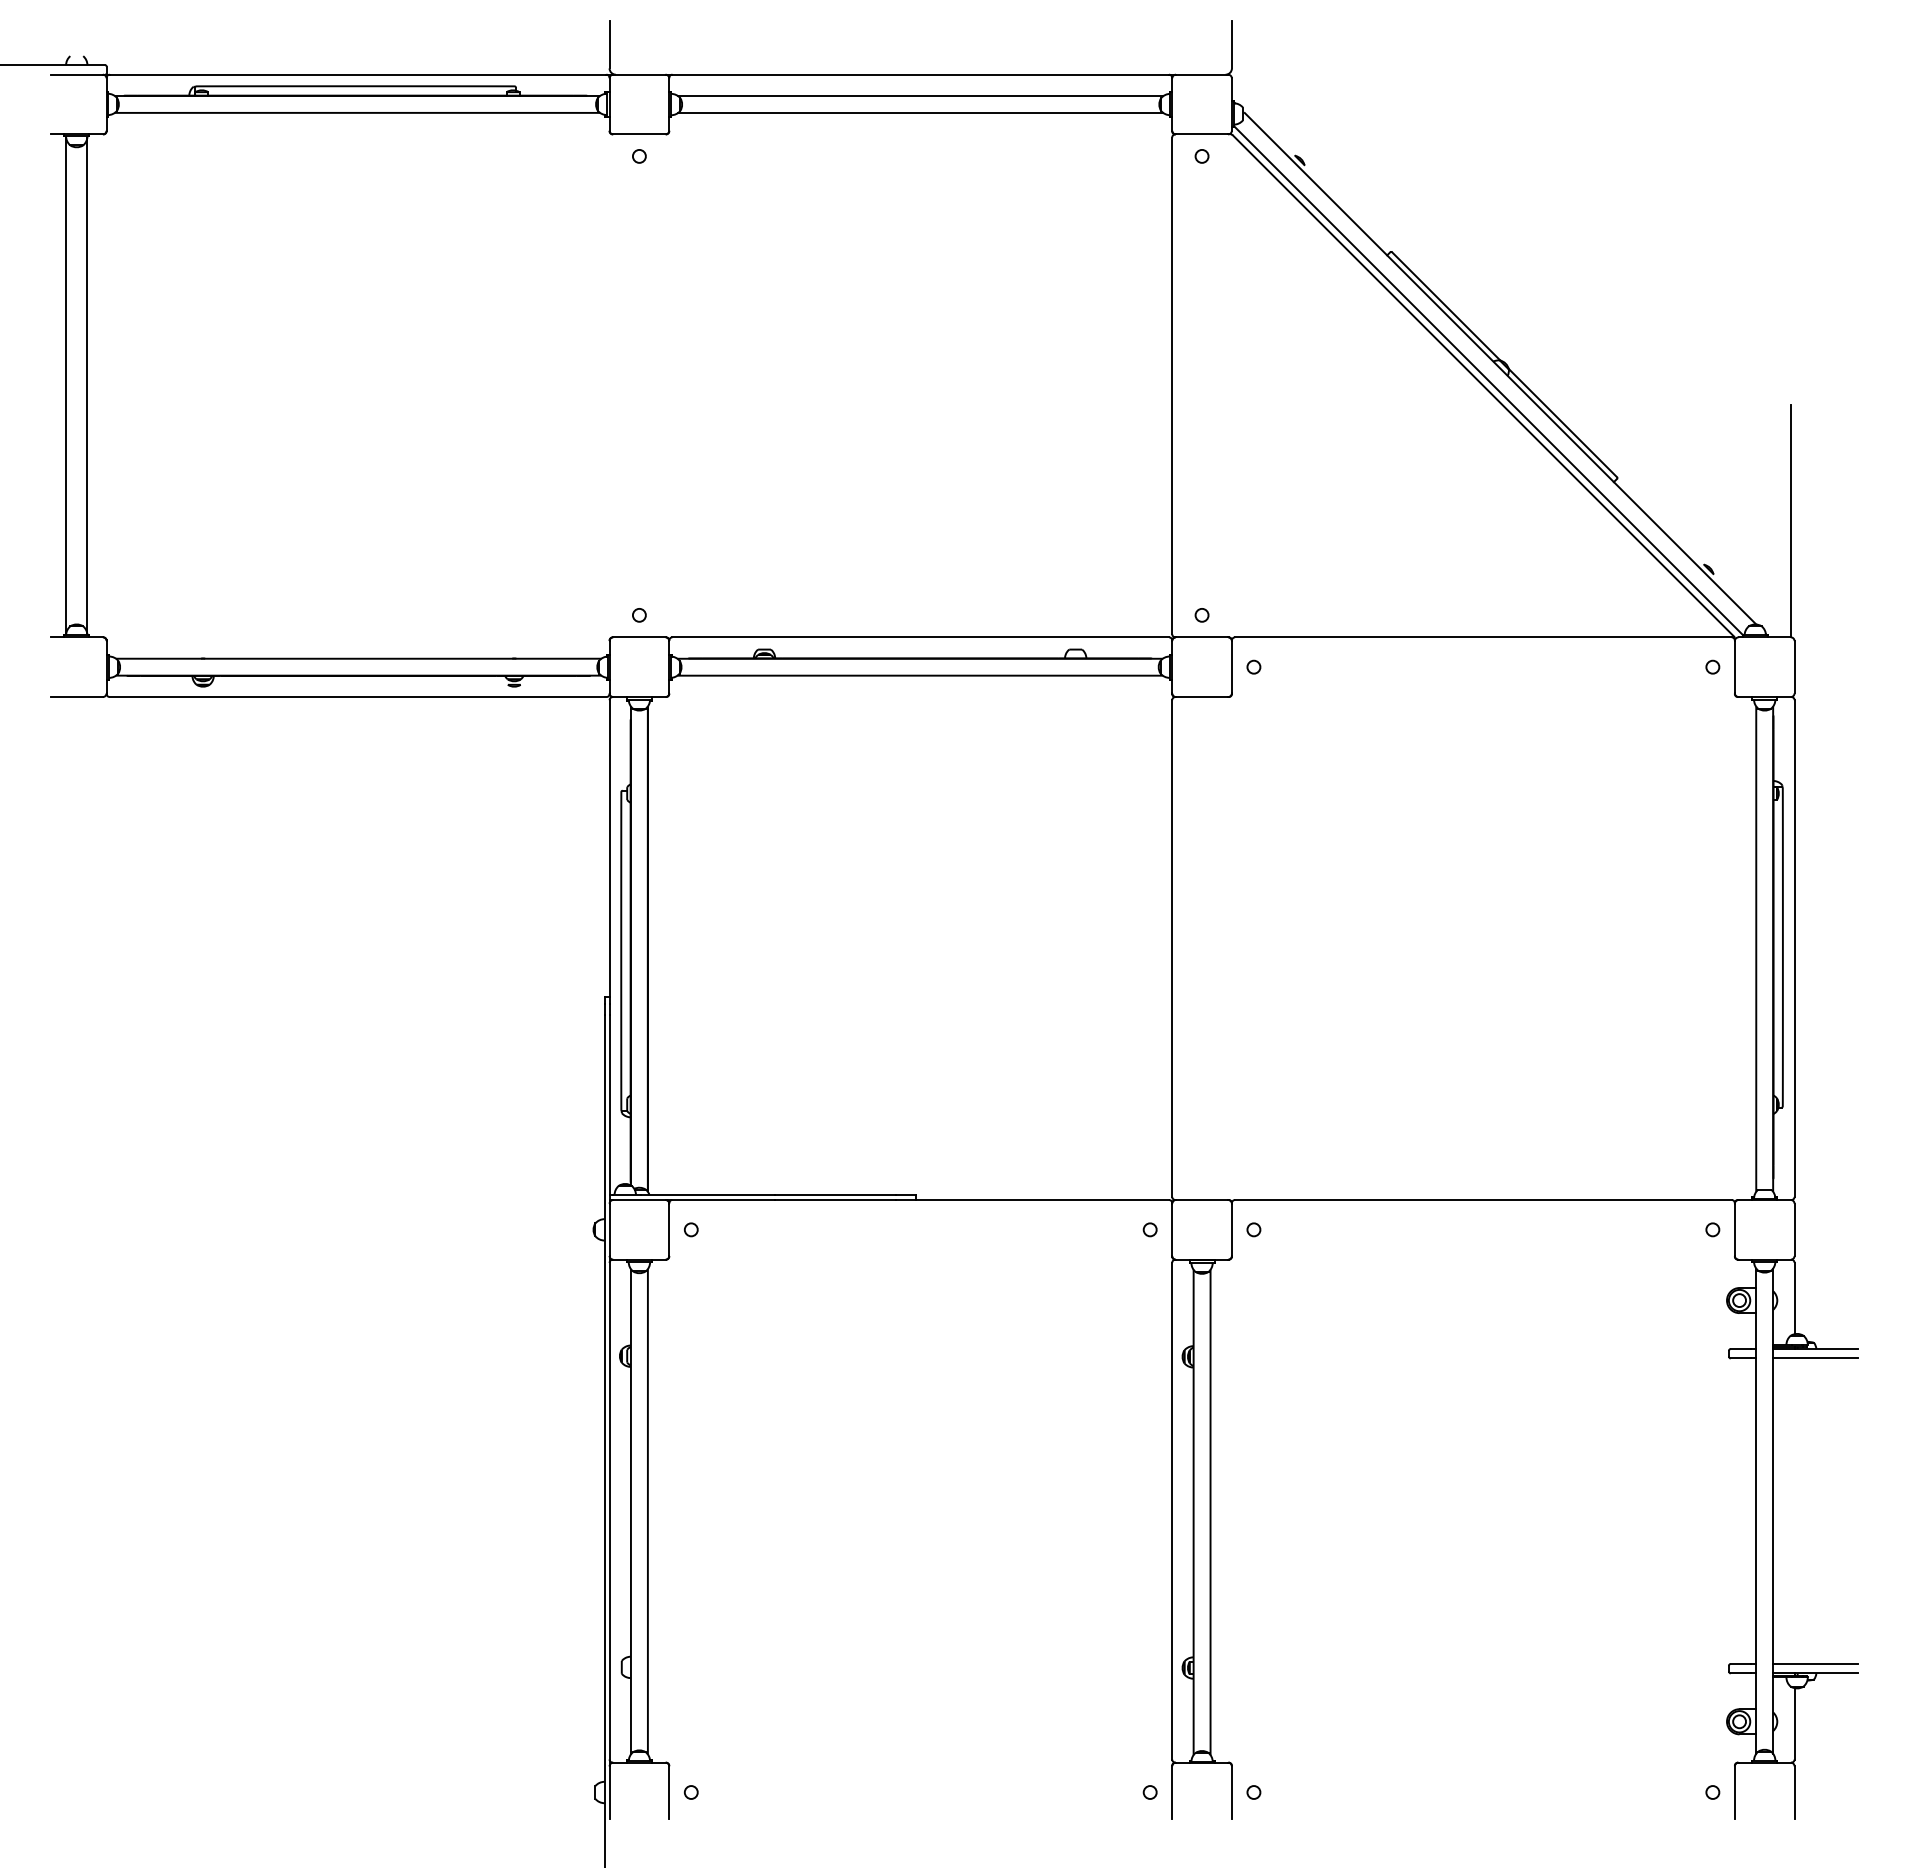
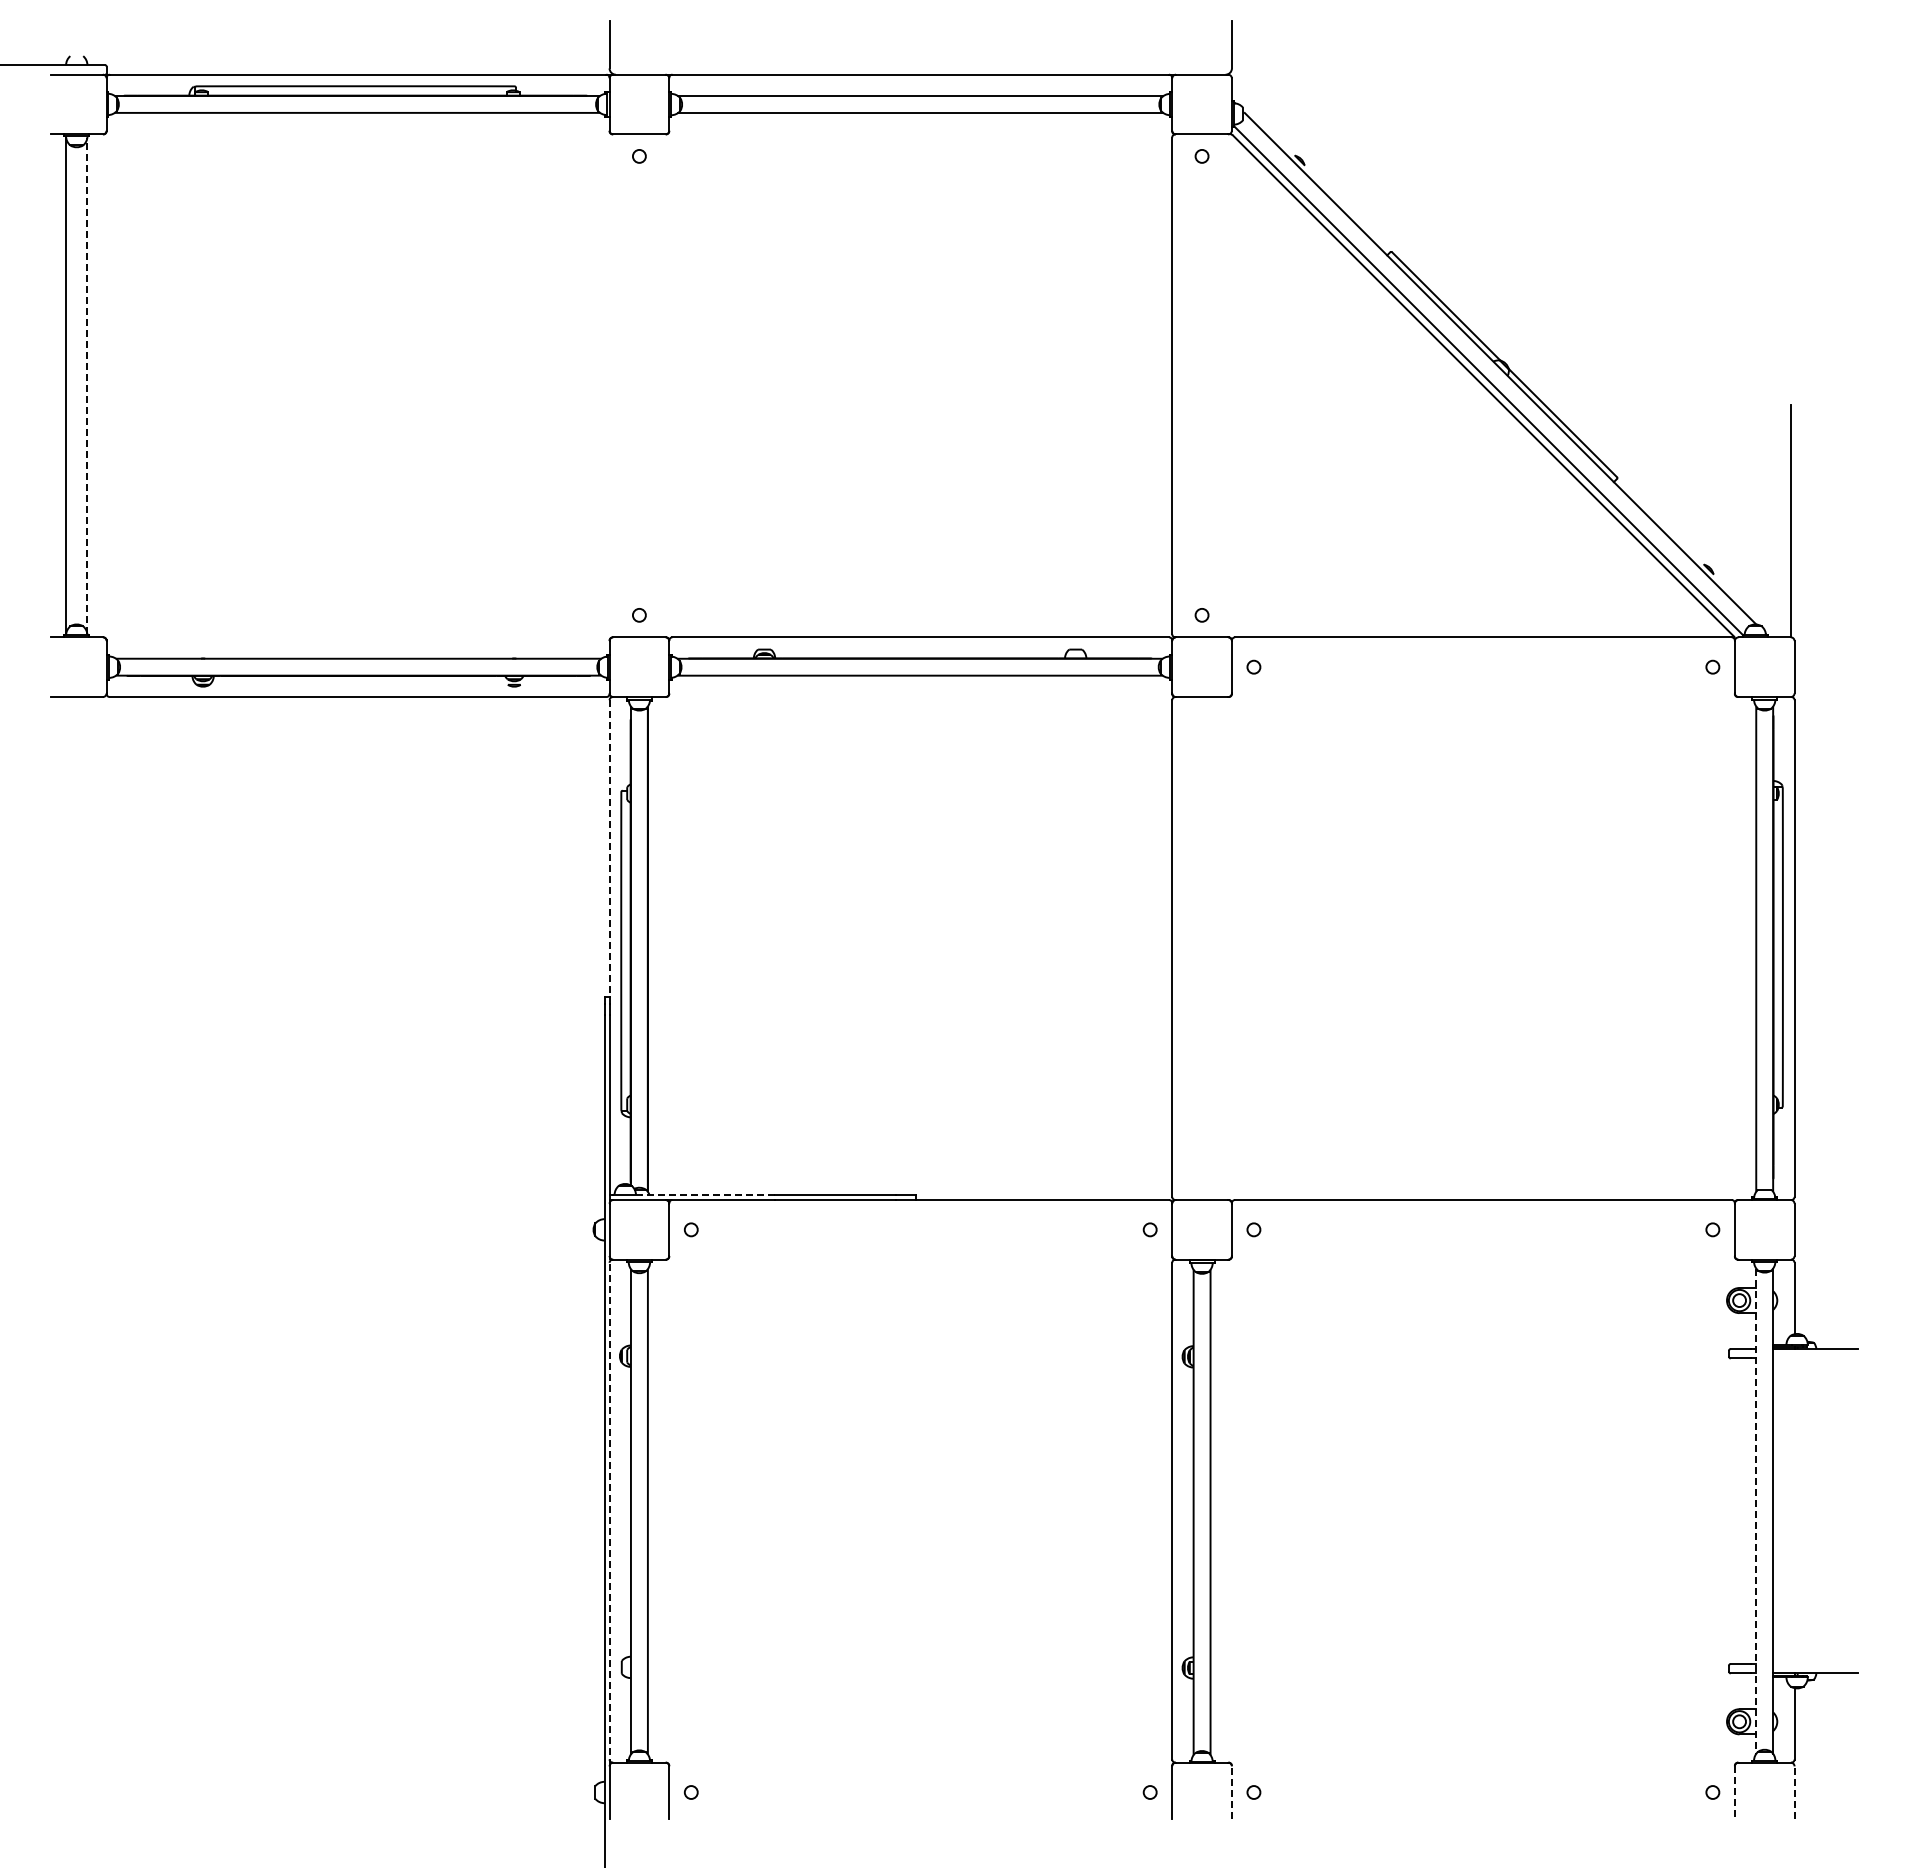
line: solid -> dashed (87, 385)
line: solid -> dashed (609, 849)
line: solid -> dashed (707, 1194)
line: present -> none (1815, 1358)
line: solid -> dashed (609, 1510)
line: solid -> dashed (1756, 1511)
line: present -> none (1815, 1663)
line: solid -> dashed (1231, 1792)
line: solid -> dashed (1794, 1792)
line: solid -> dashed (1734, 1793)
